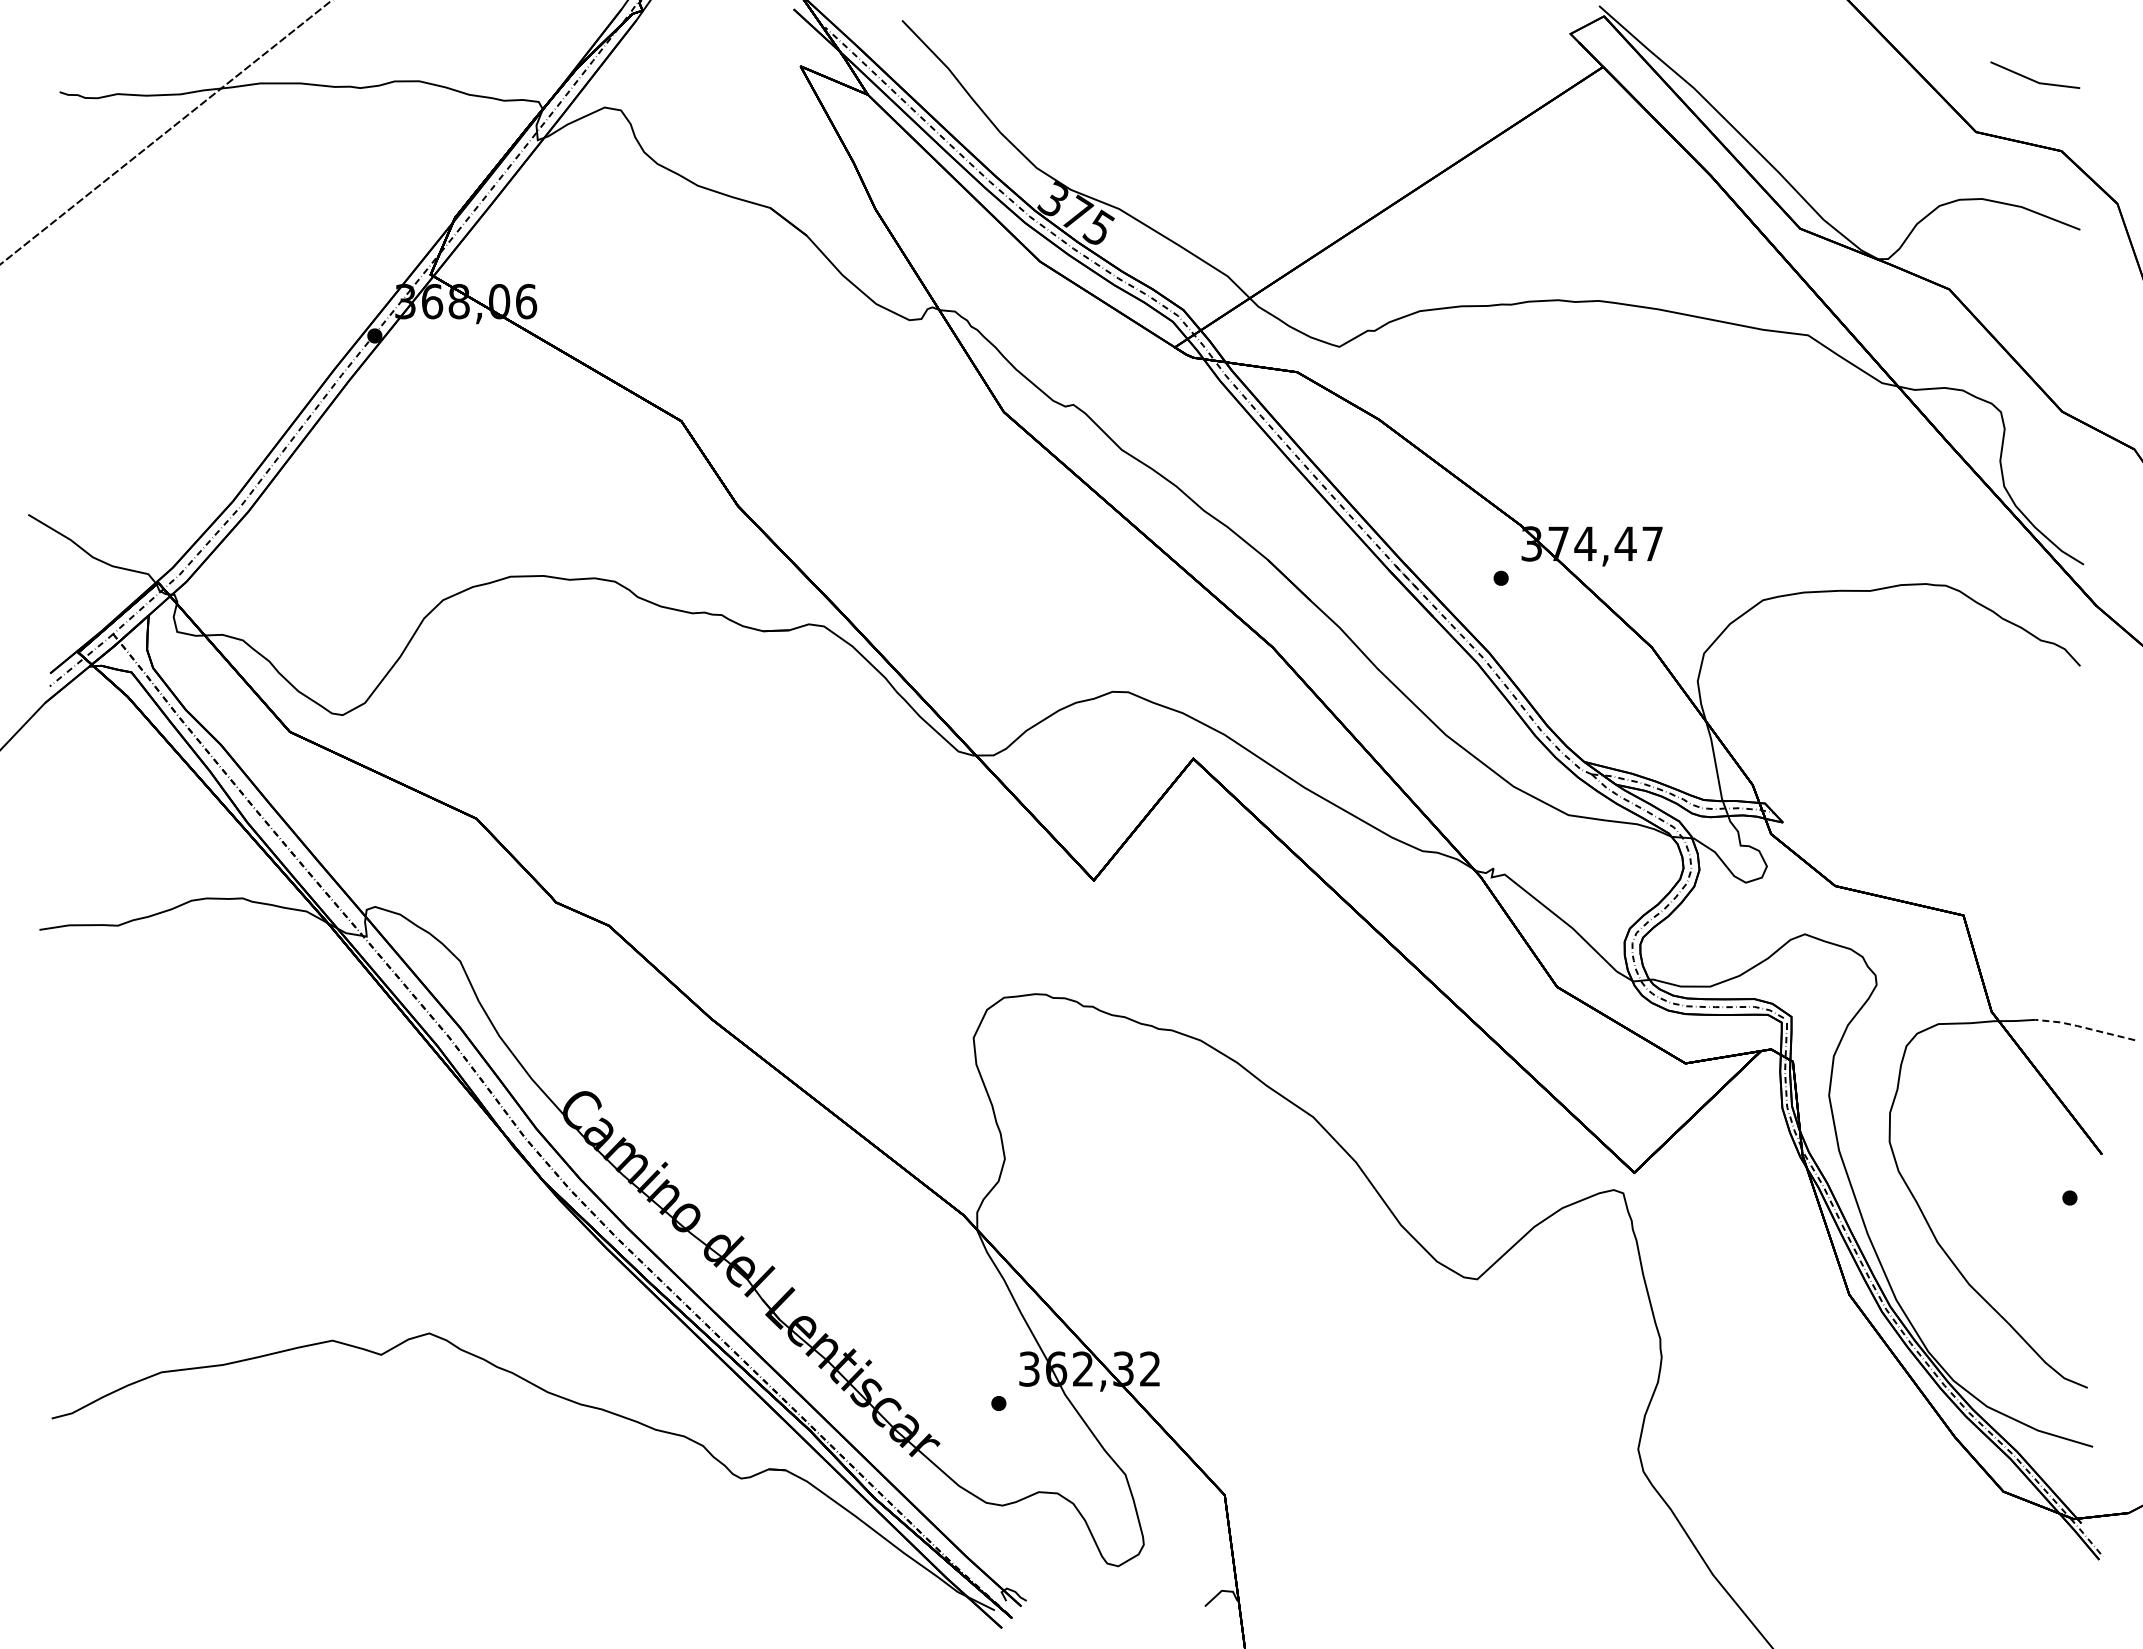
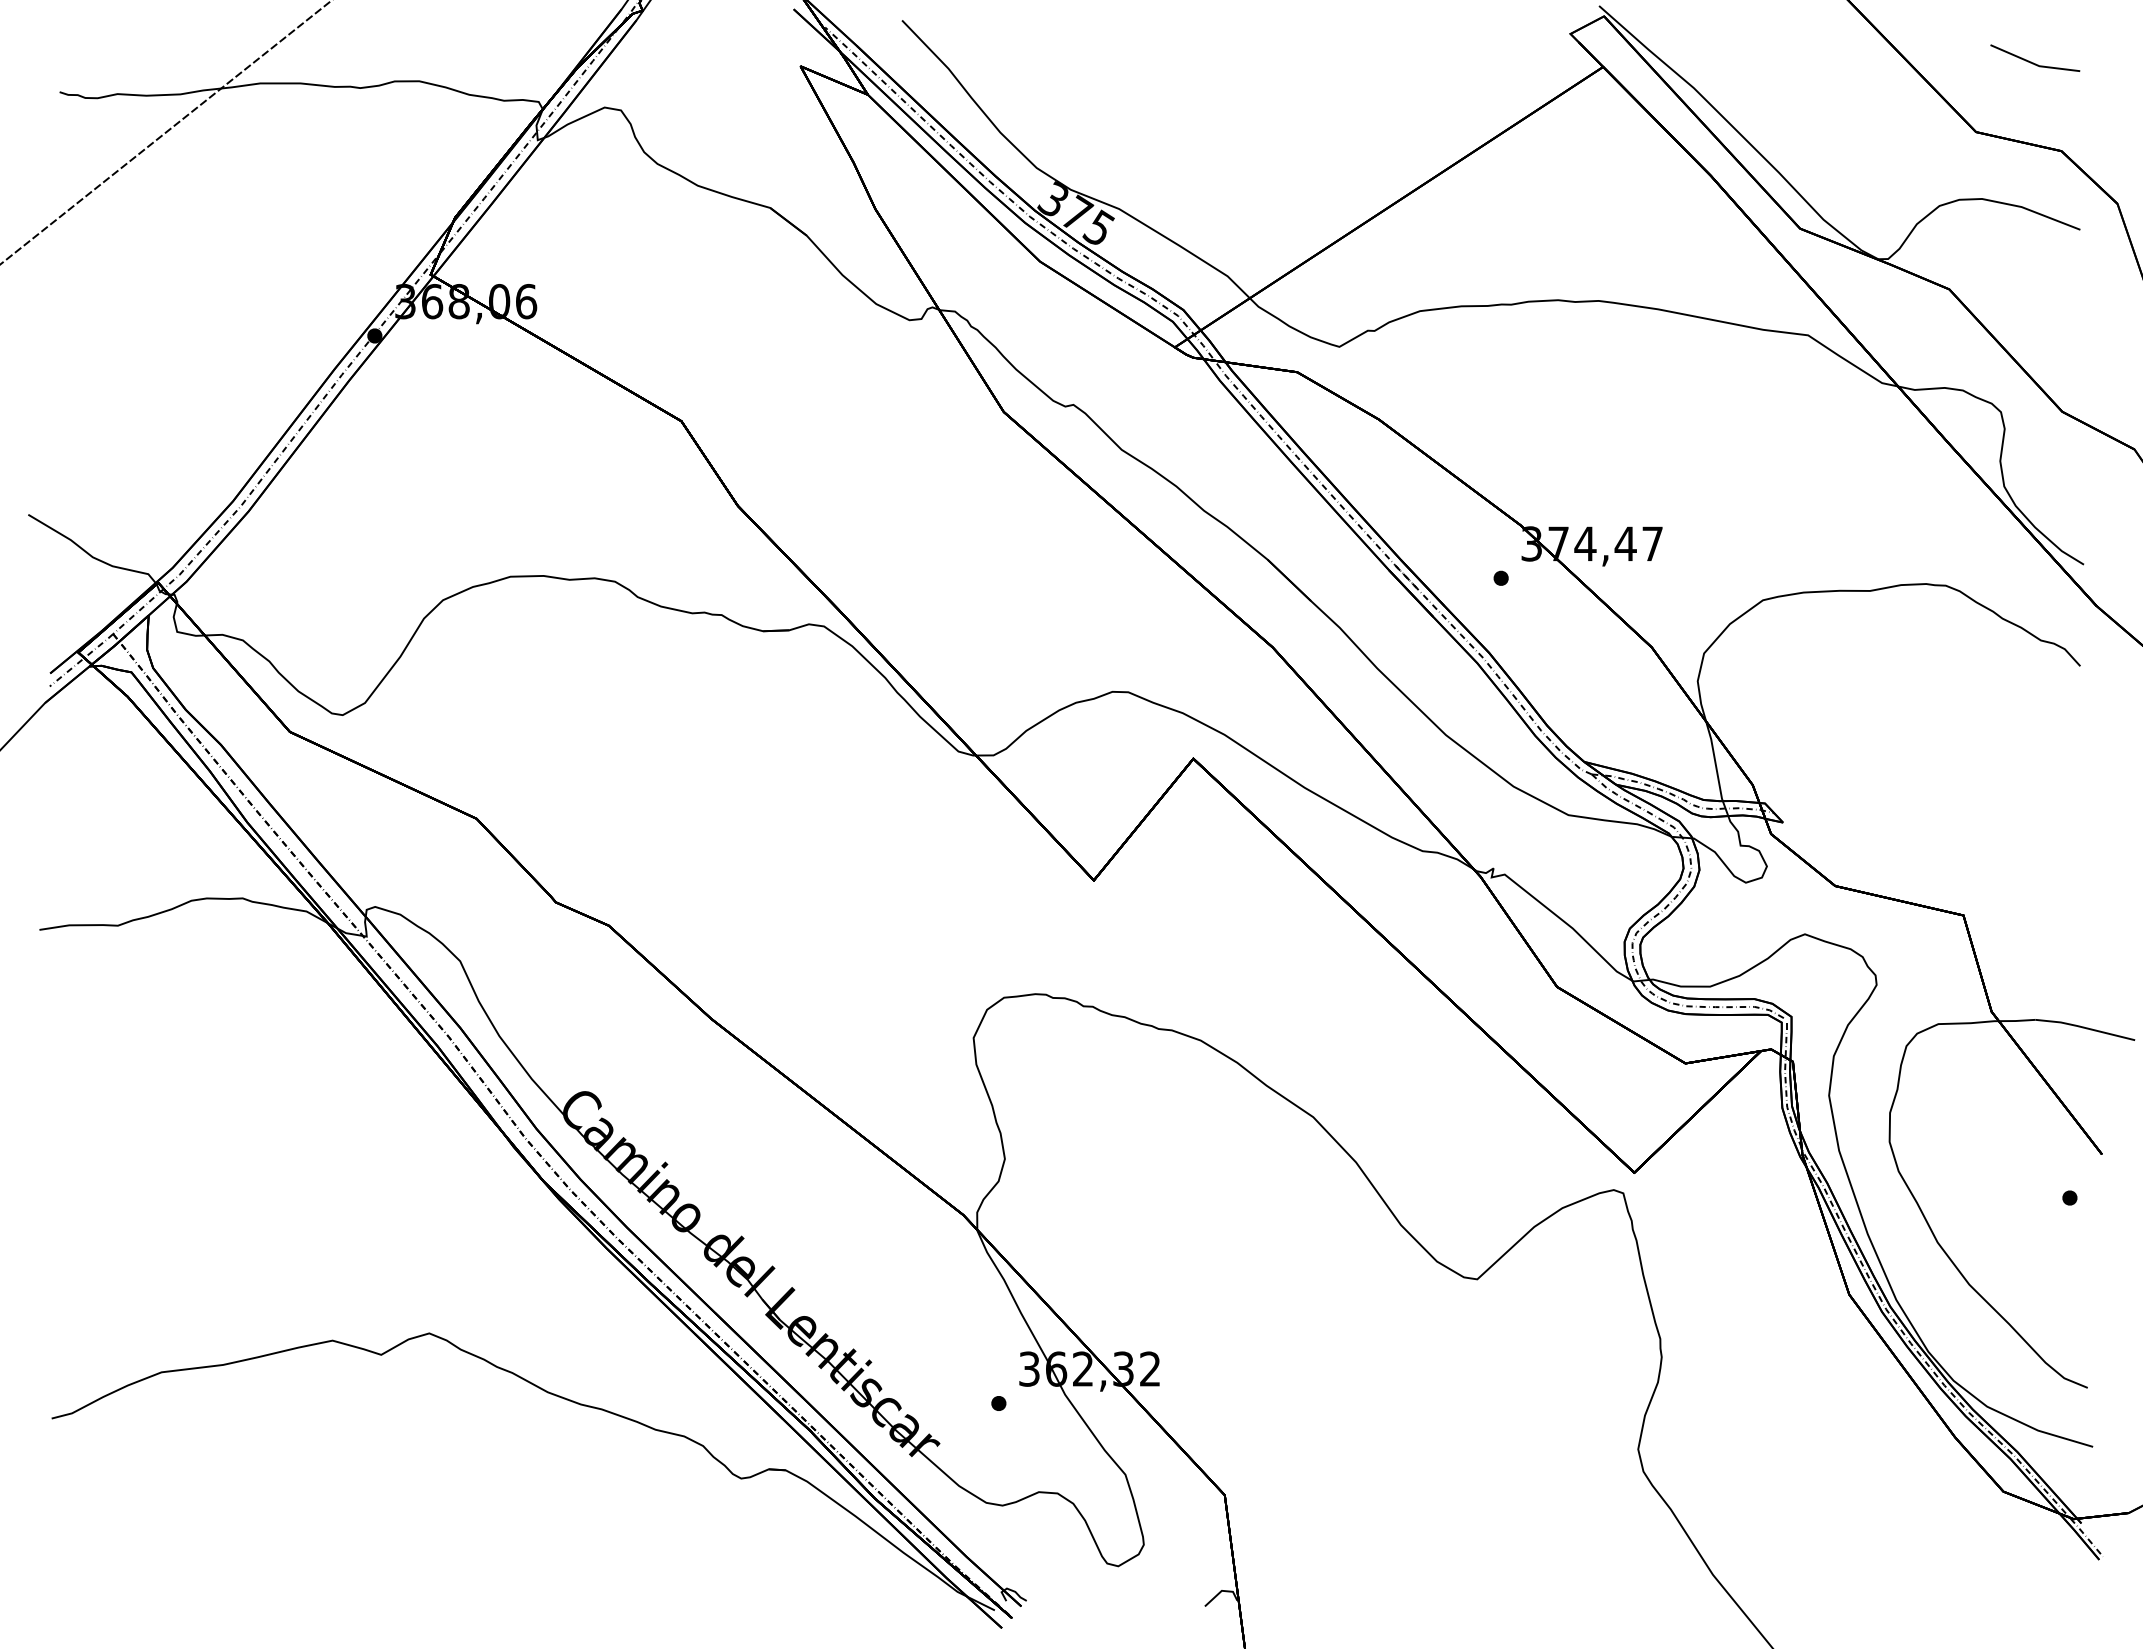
line position: (2033, 79) -> (2033, 62) (2033, 62)
line: dashed -> solid (2084, 1027)
